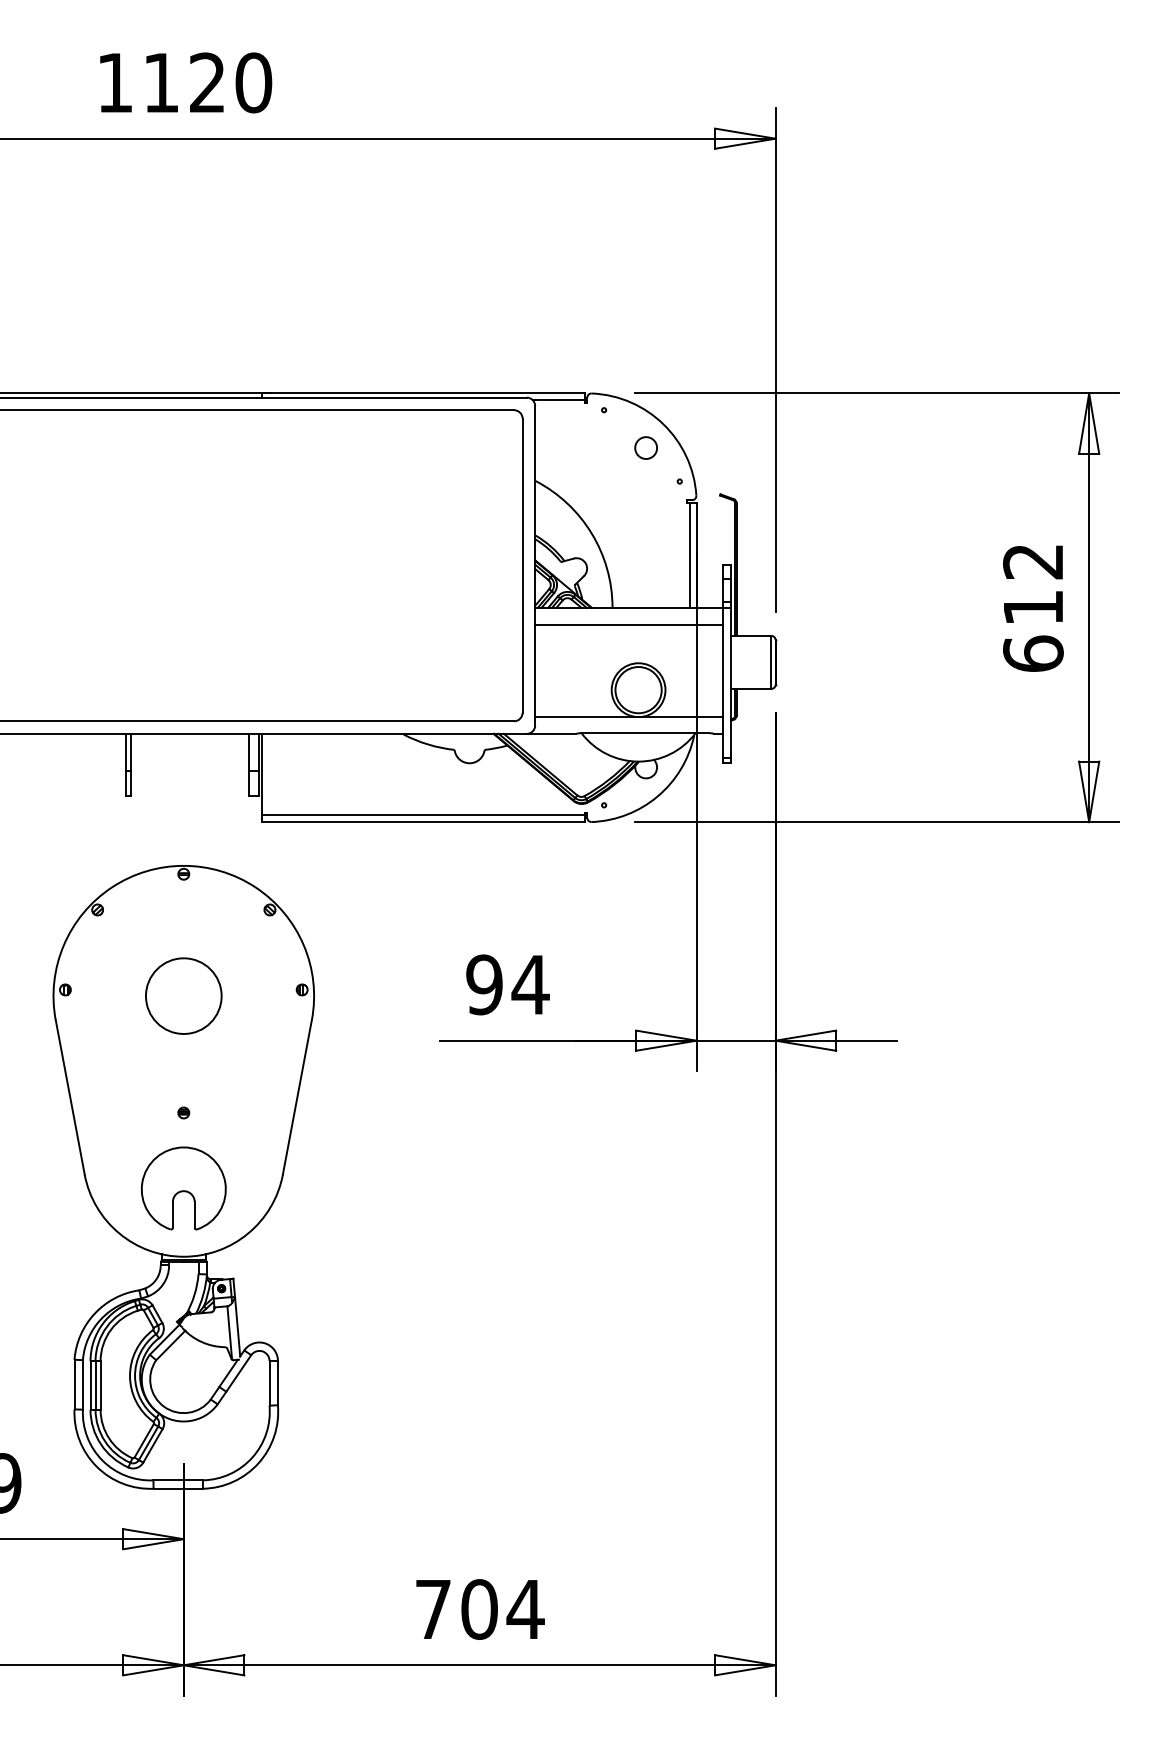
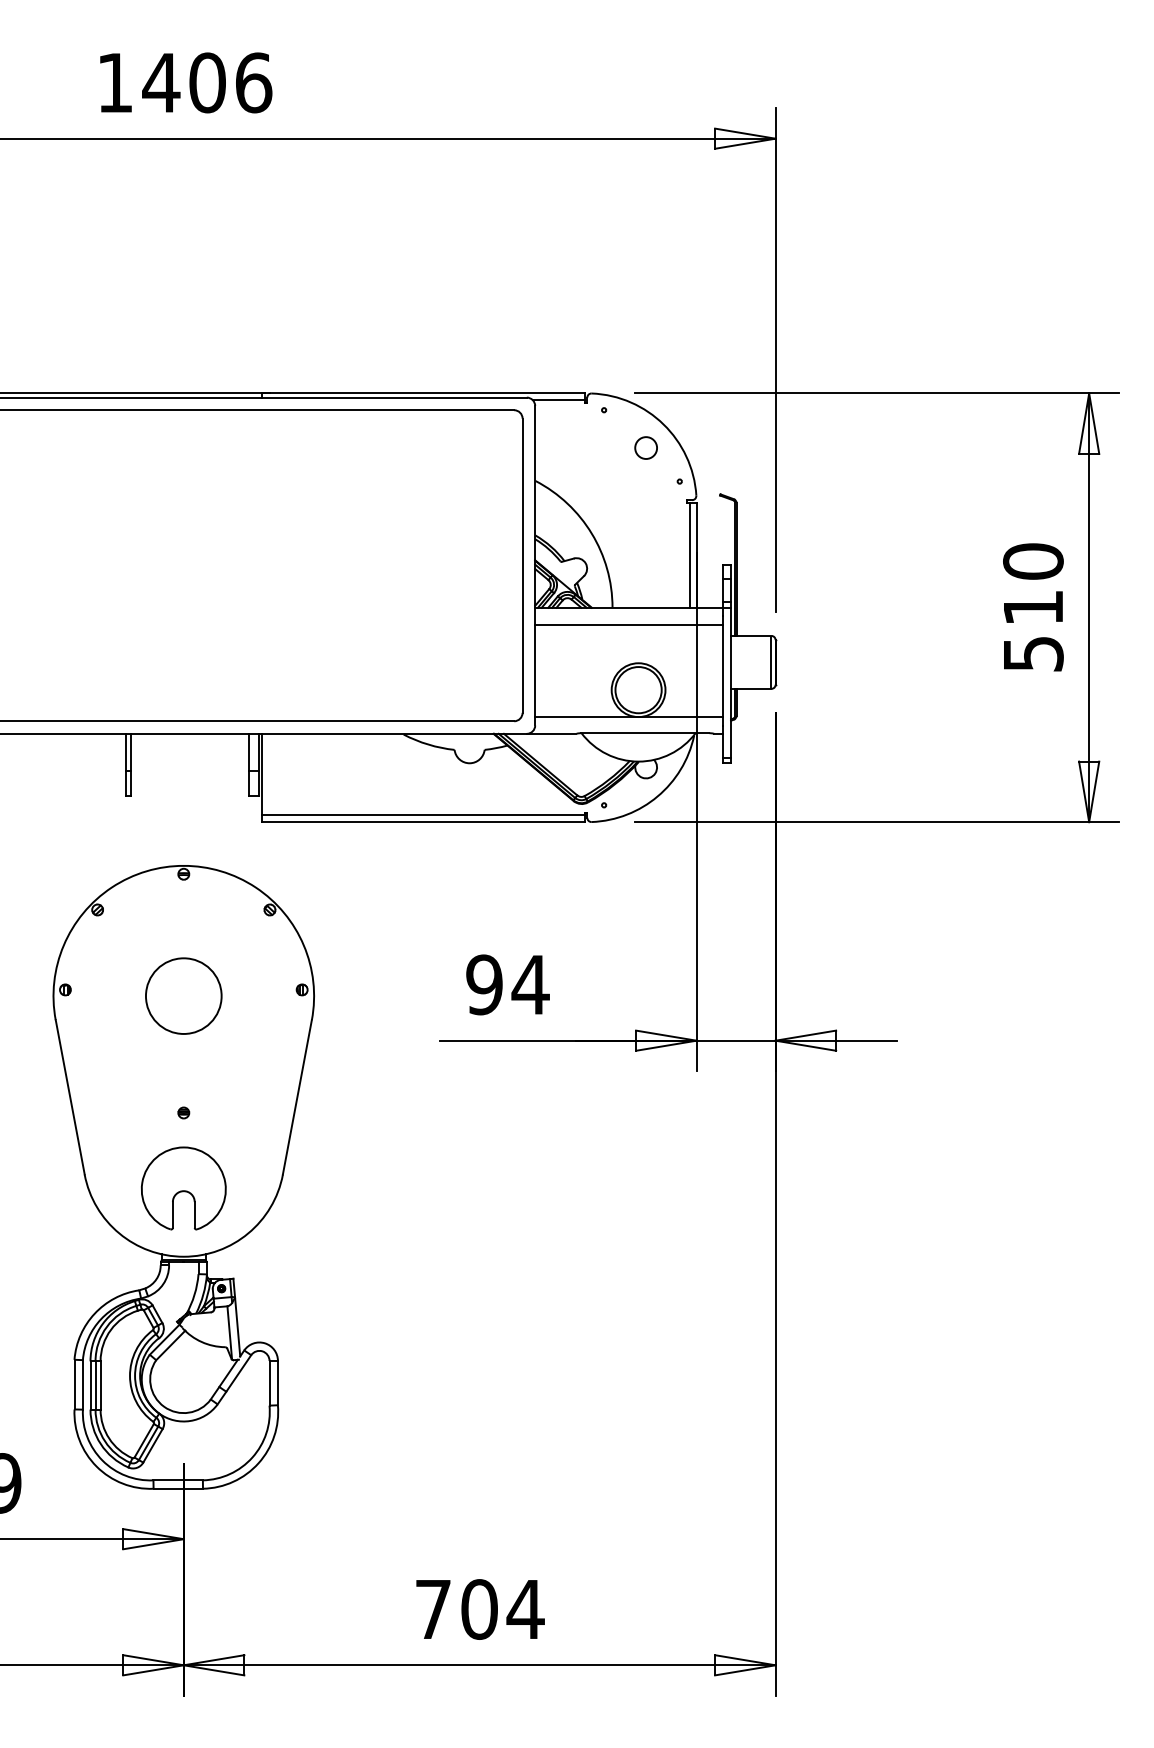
text: 1120 -> 1406 (207, 82)
text: 612 -> 510 (1033, 607)
